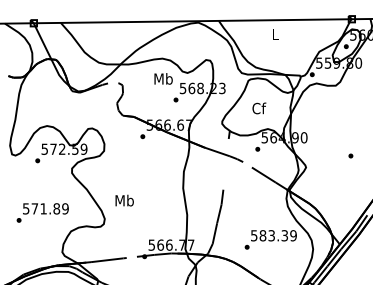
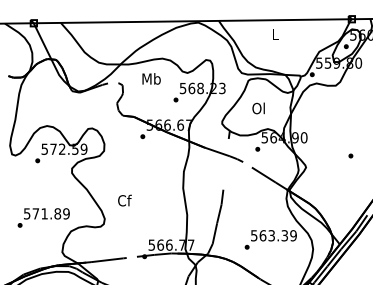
text position: (163, 78) -> (151, 78) (151, 78)
text: Cf -> Ol (259, 108)
text: Mb -> Cf (124, 200)
text position: (42, 212) -> (43, 217) (43, 217)
text: 583.39 -> 563.39 (262, 235)
